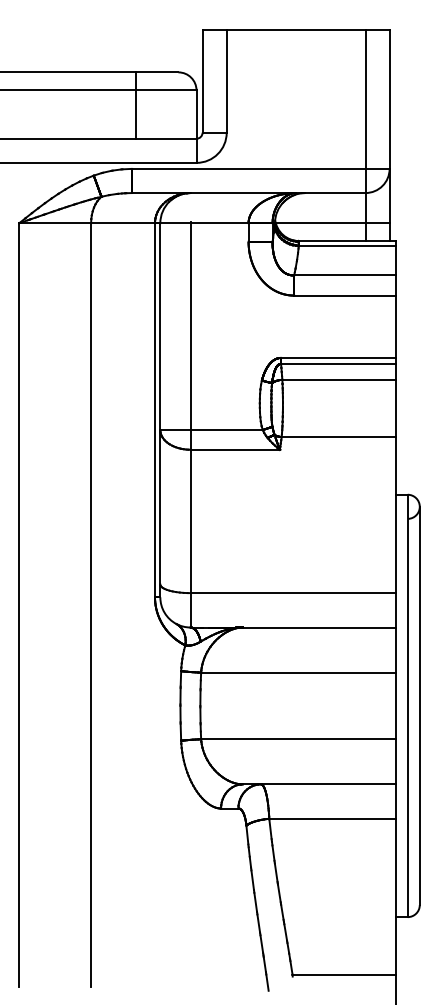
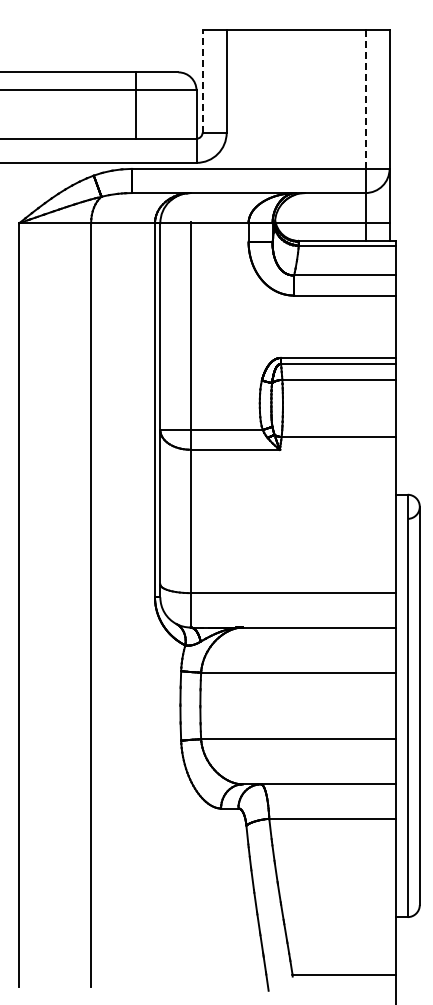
line: solid -> dashed (202, 80)
line: solid -> dashed (365, 99)
